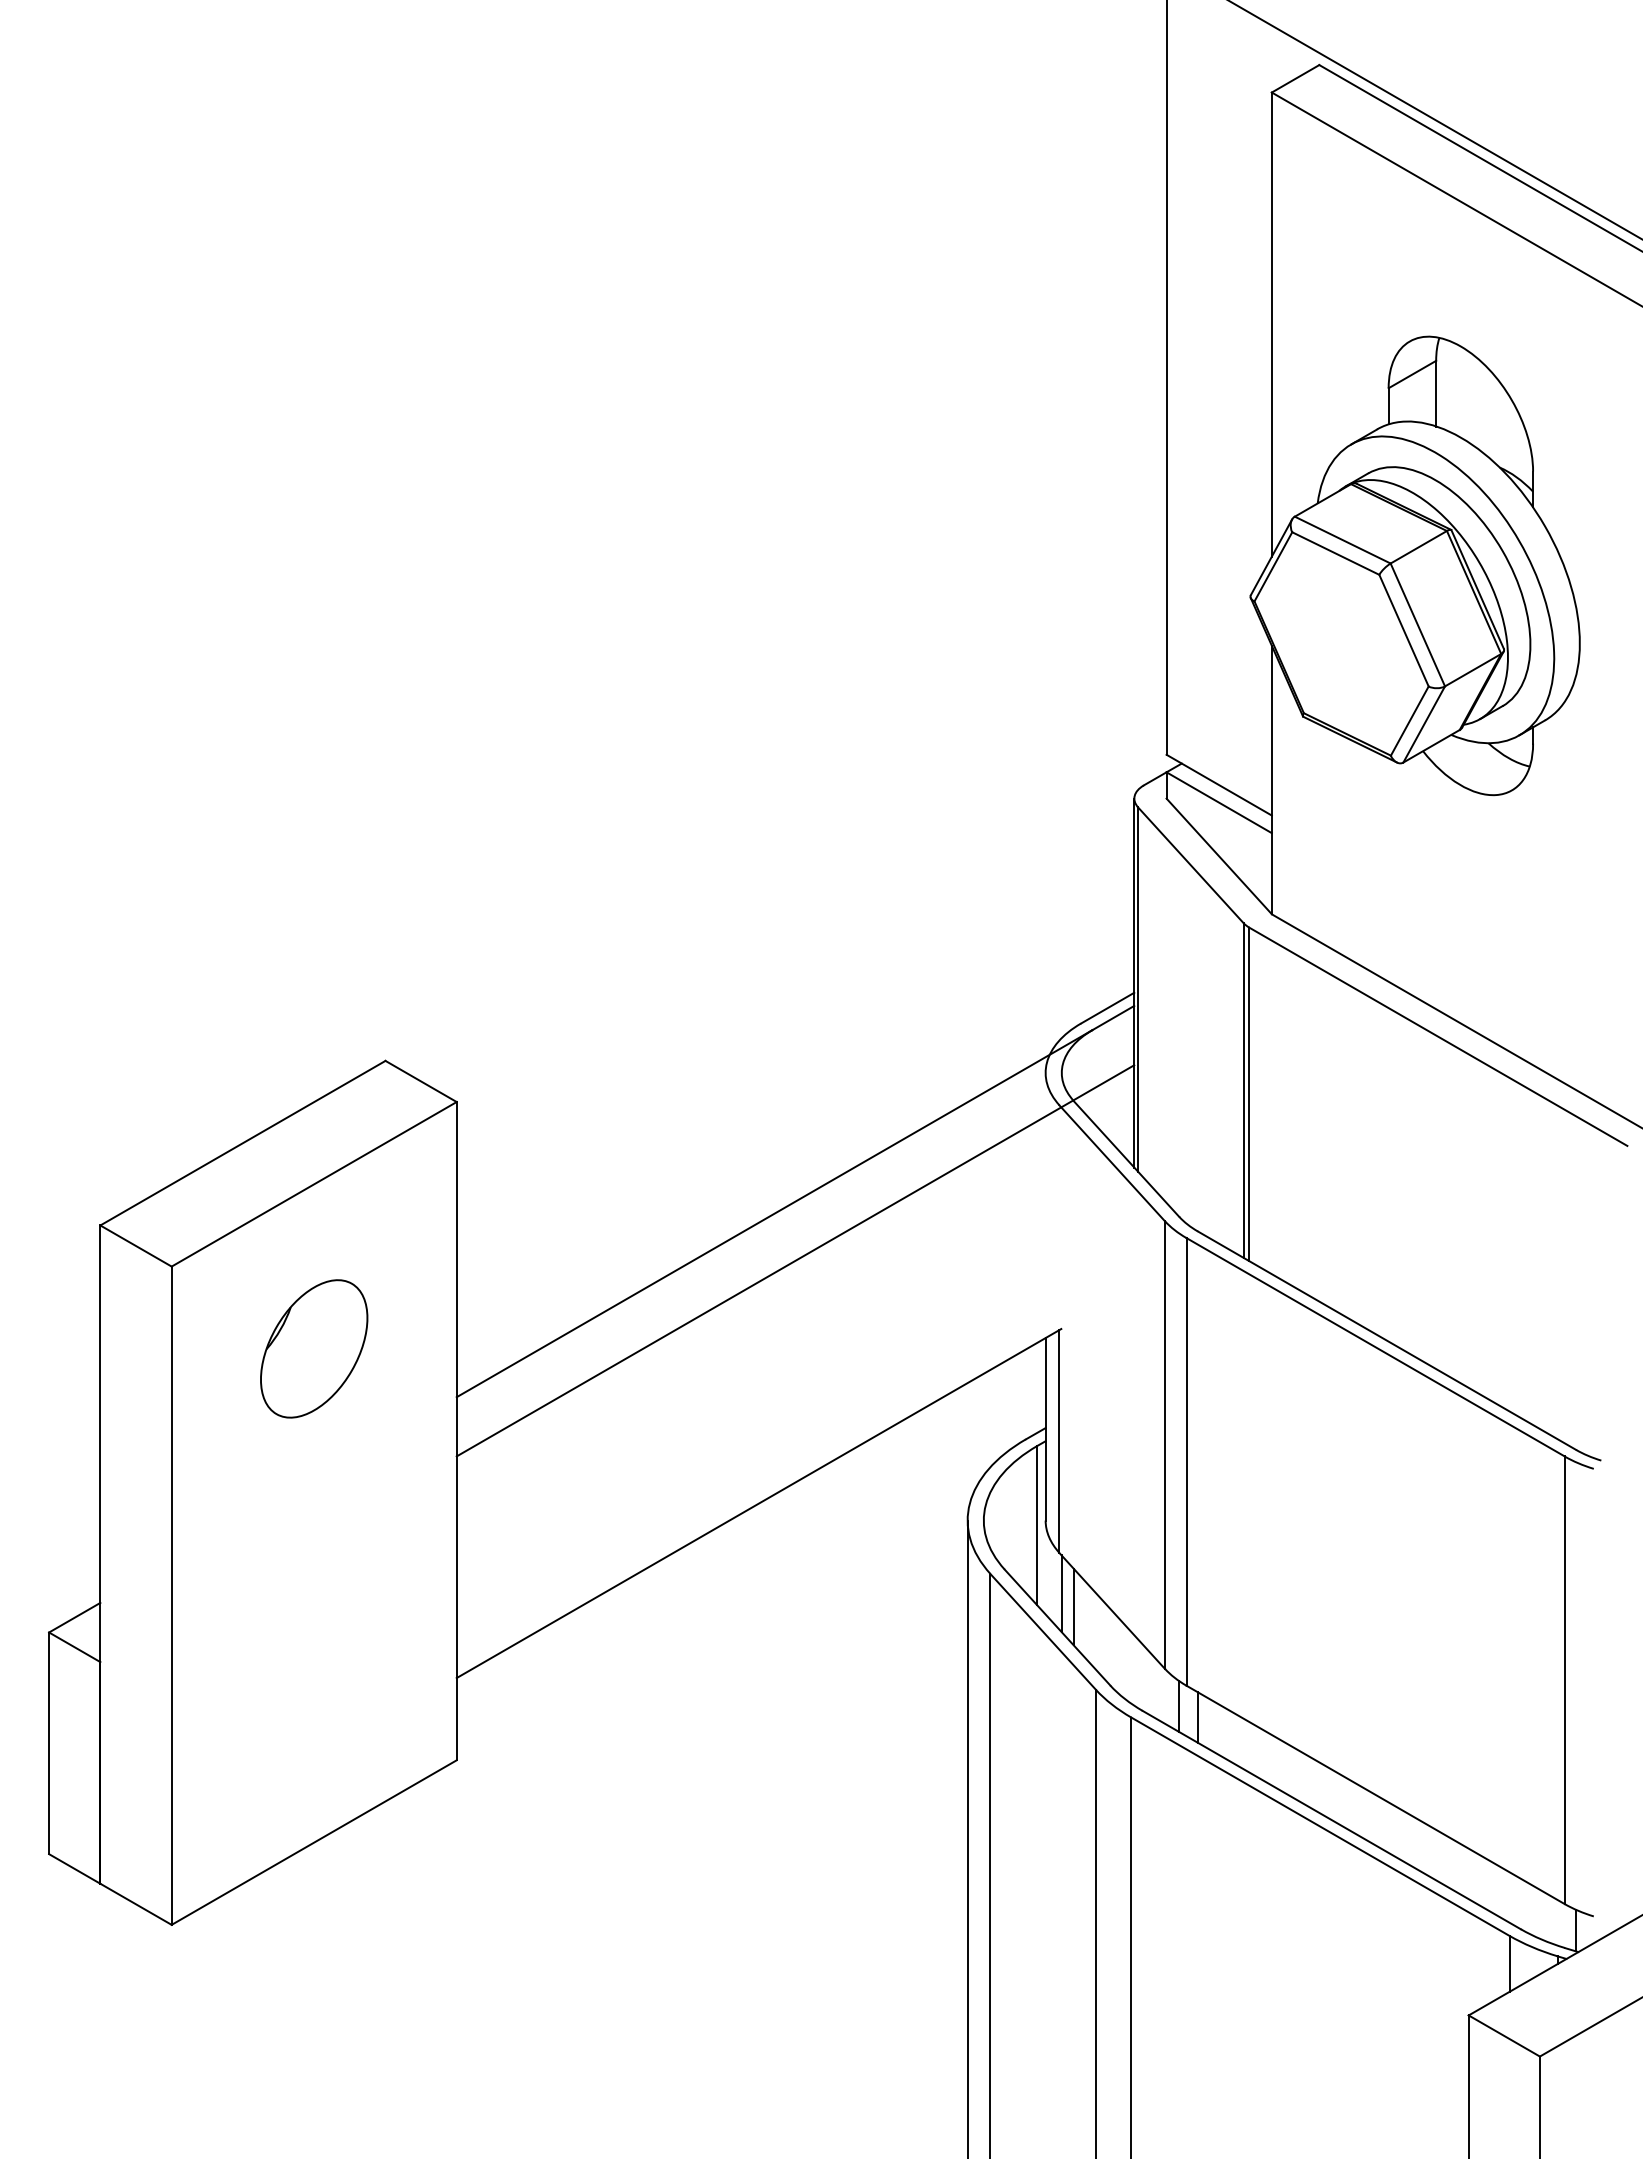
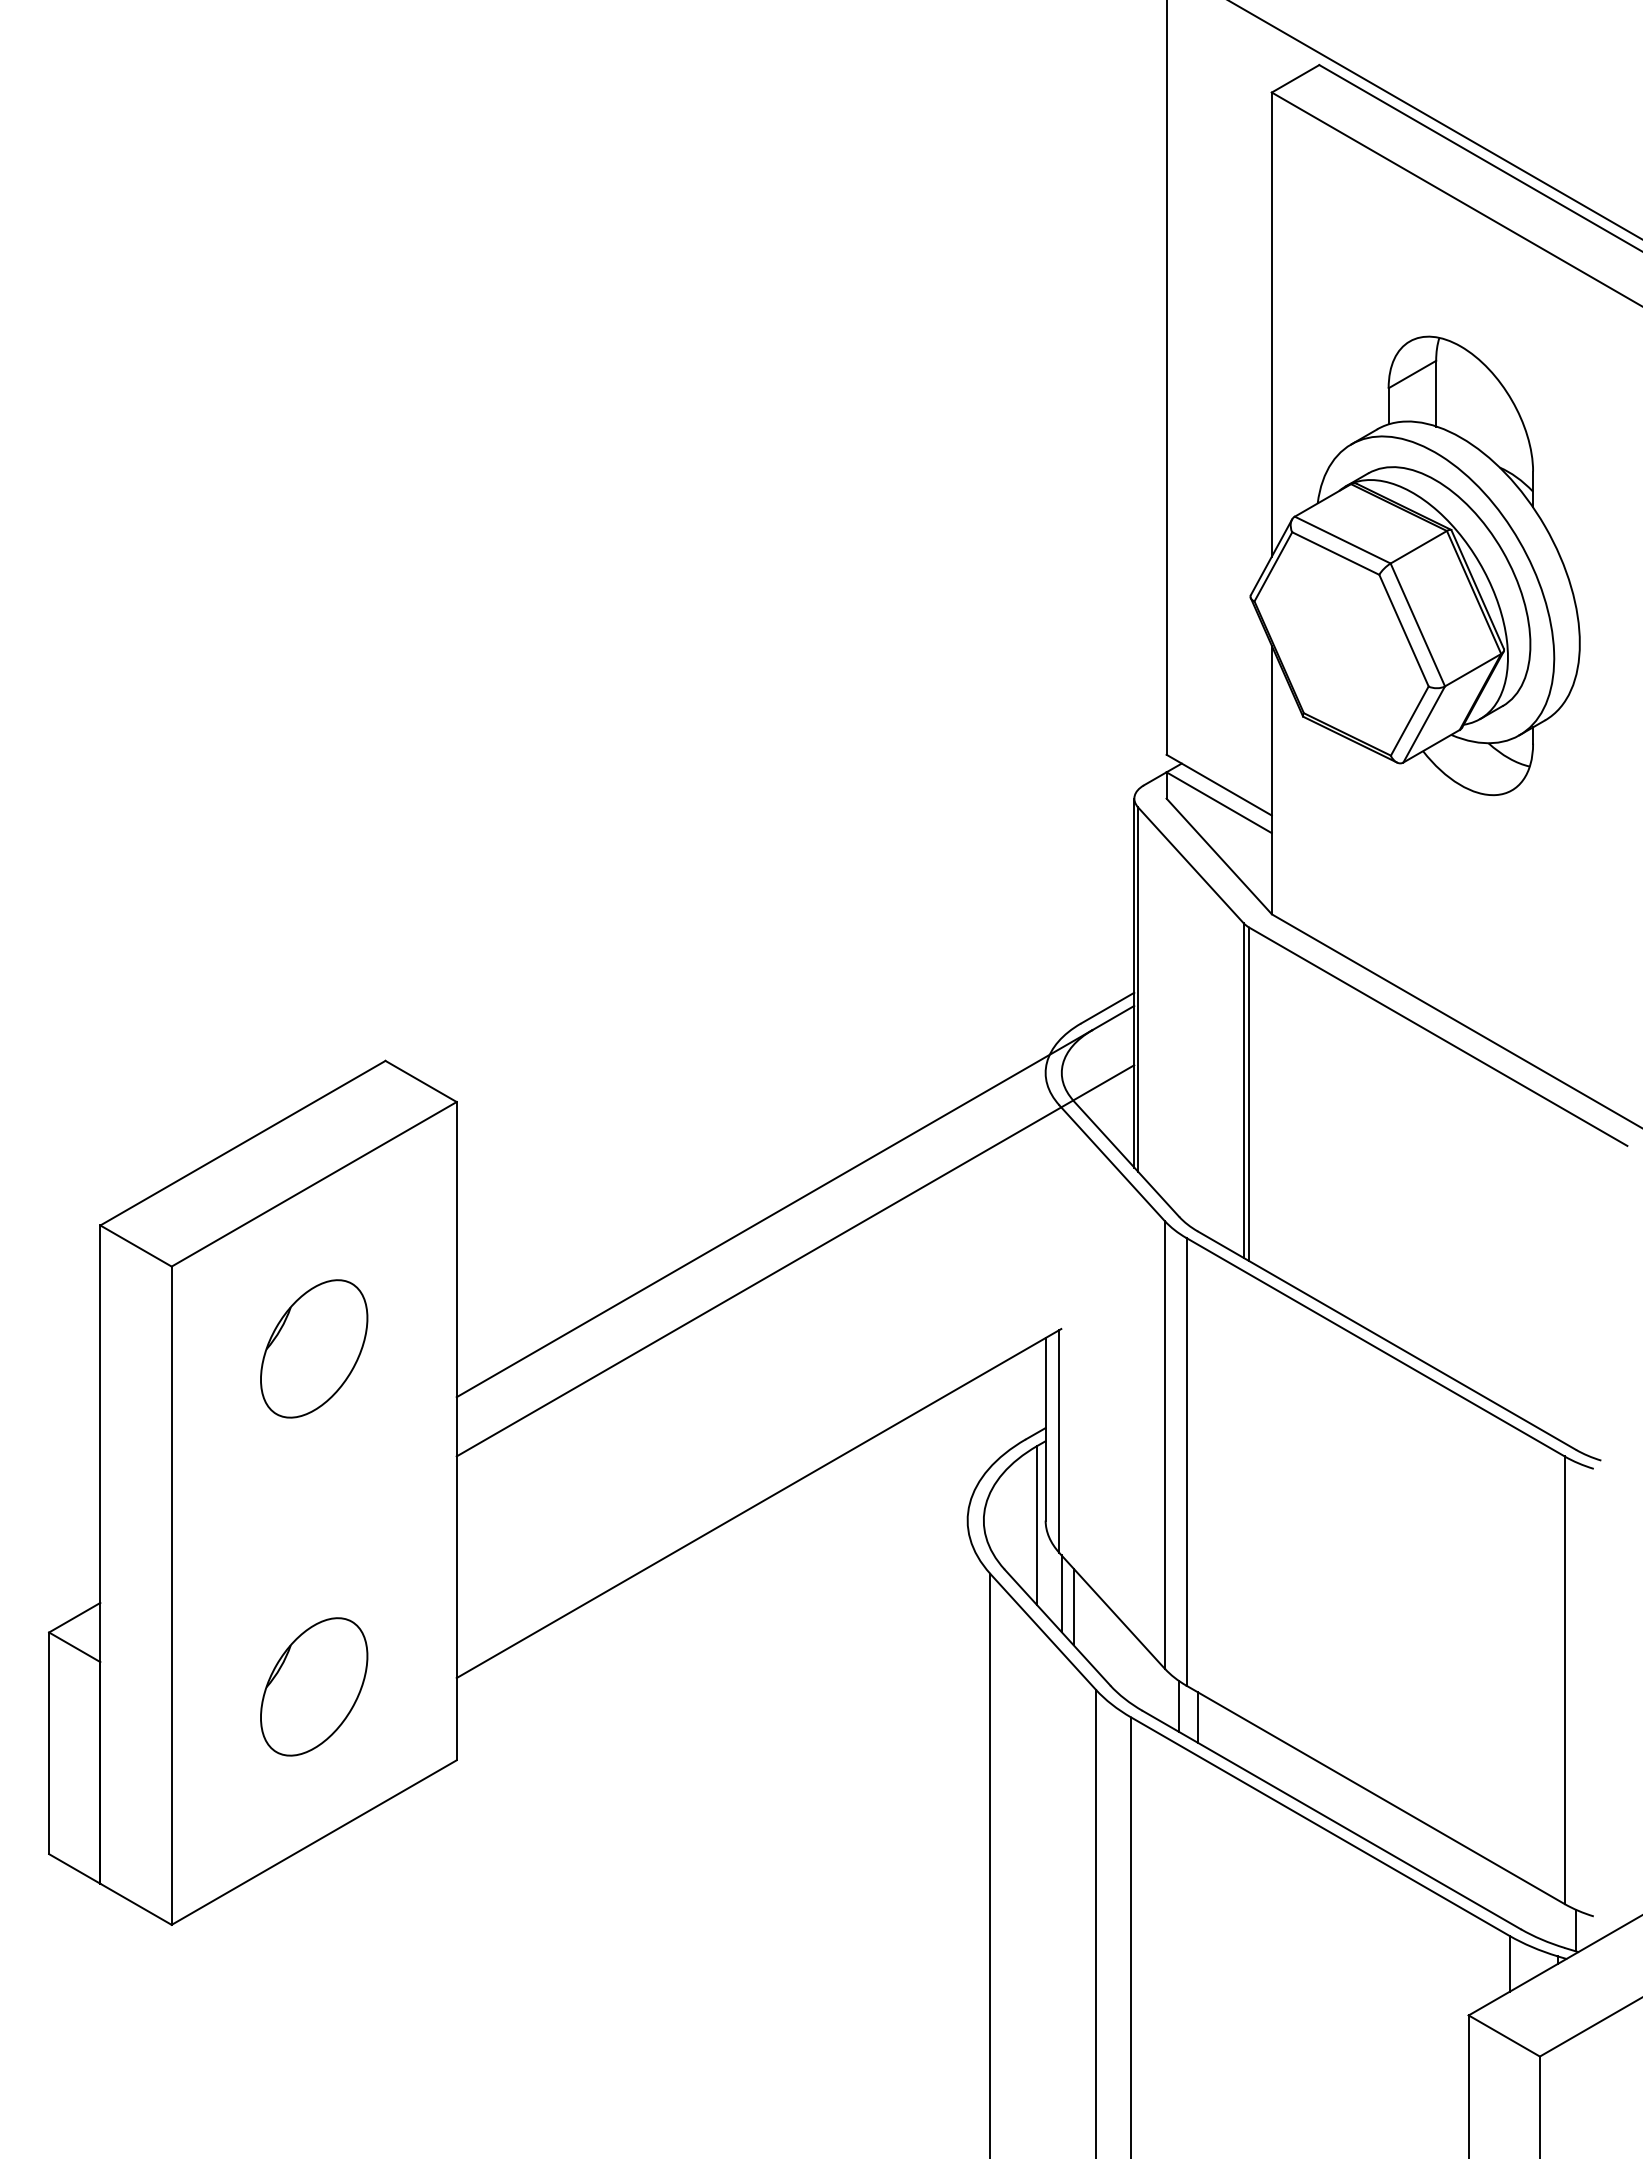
part: none -> present (314, 1686)
line: present -> none (967, 1837)
